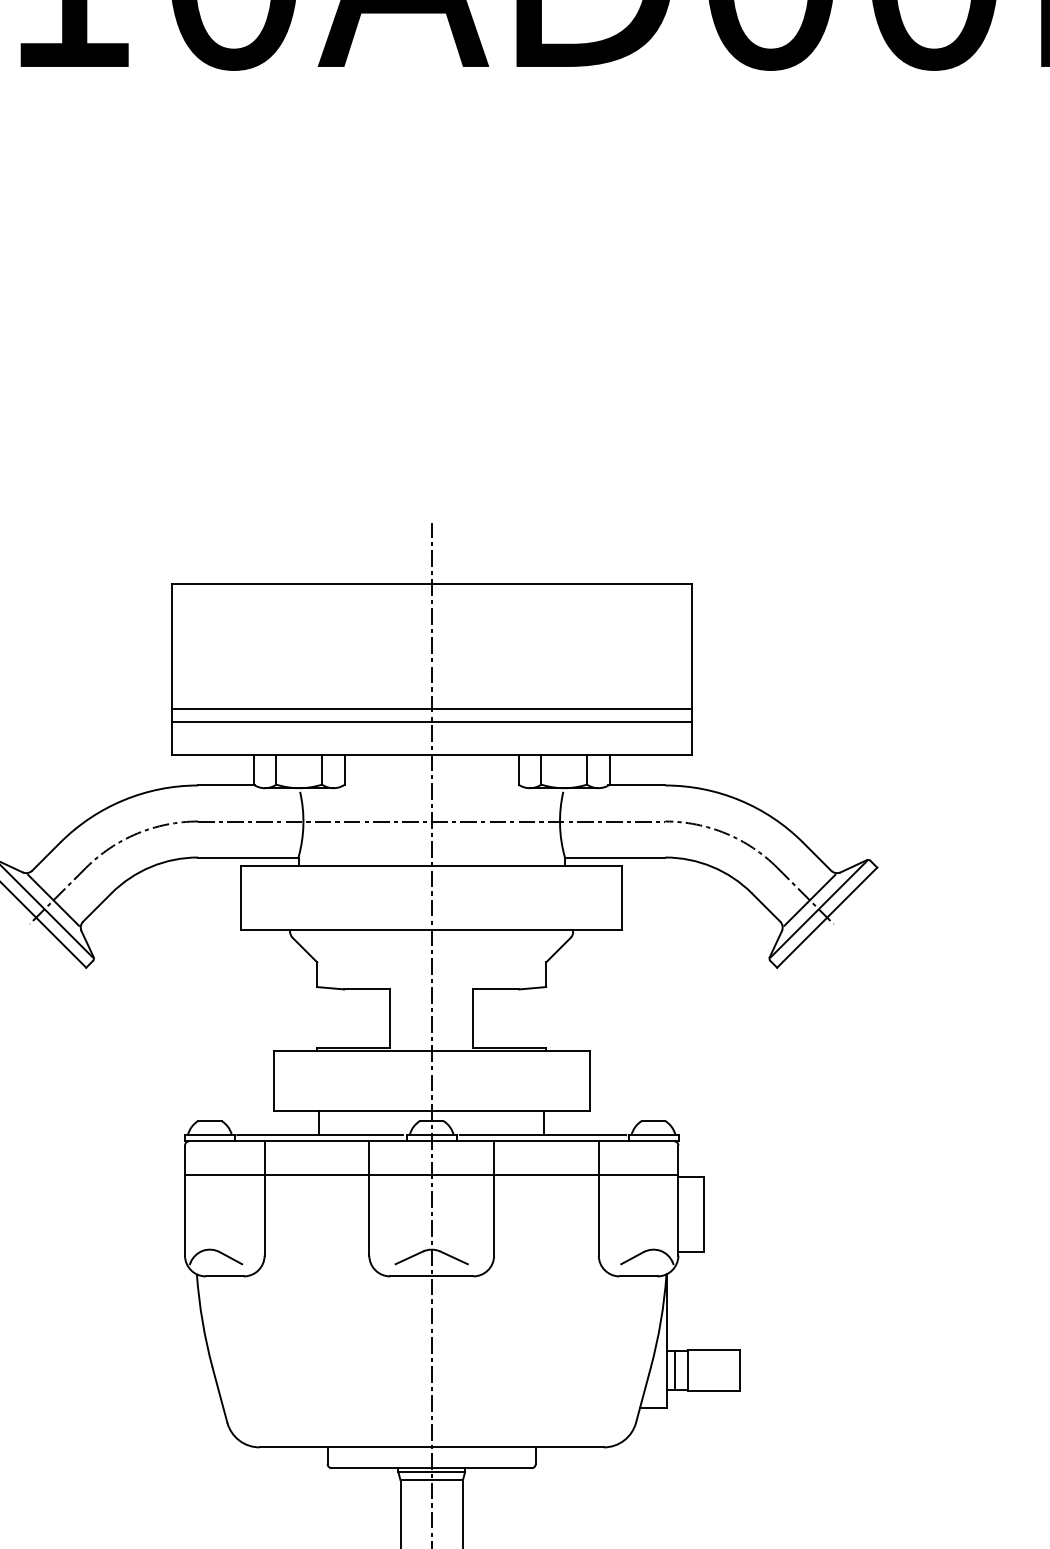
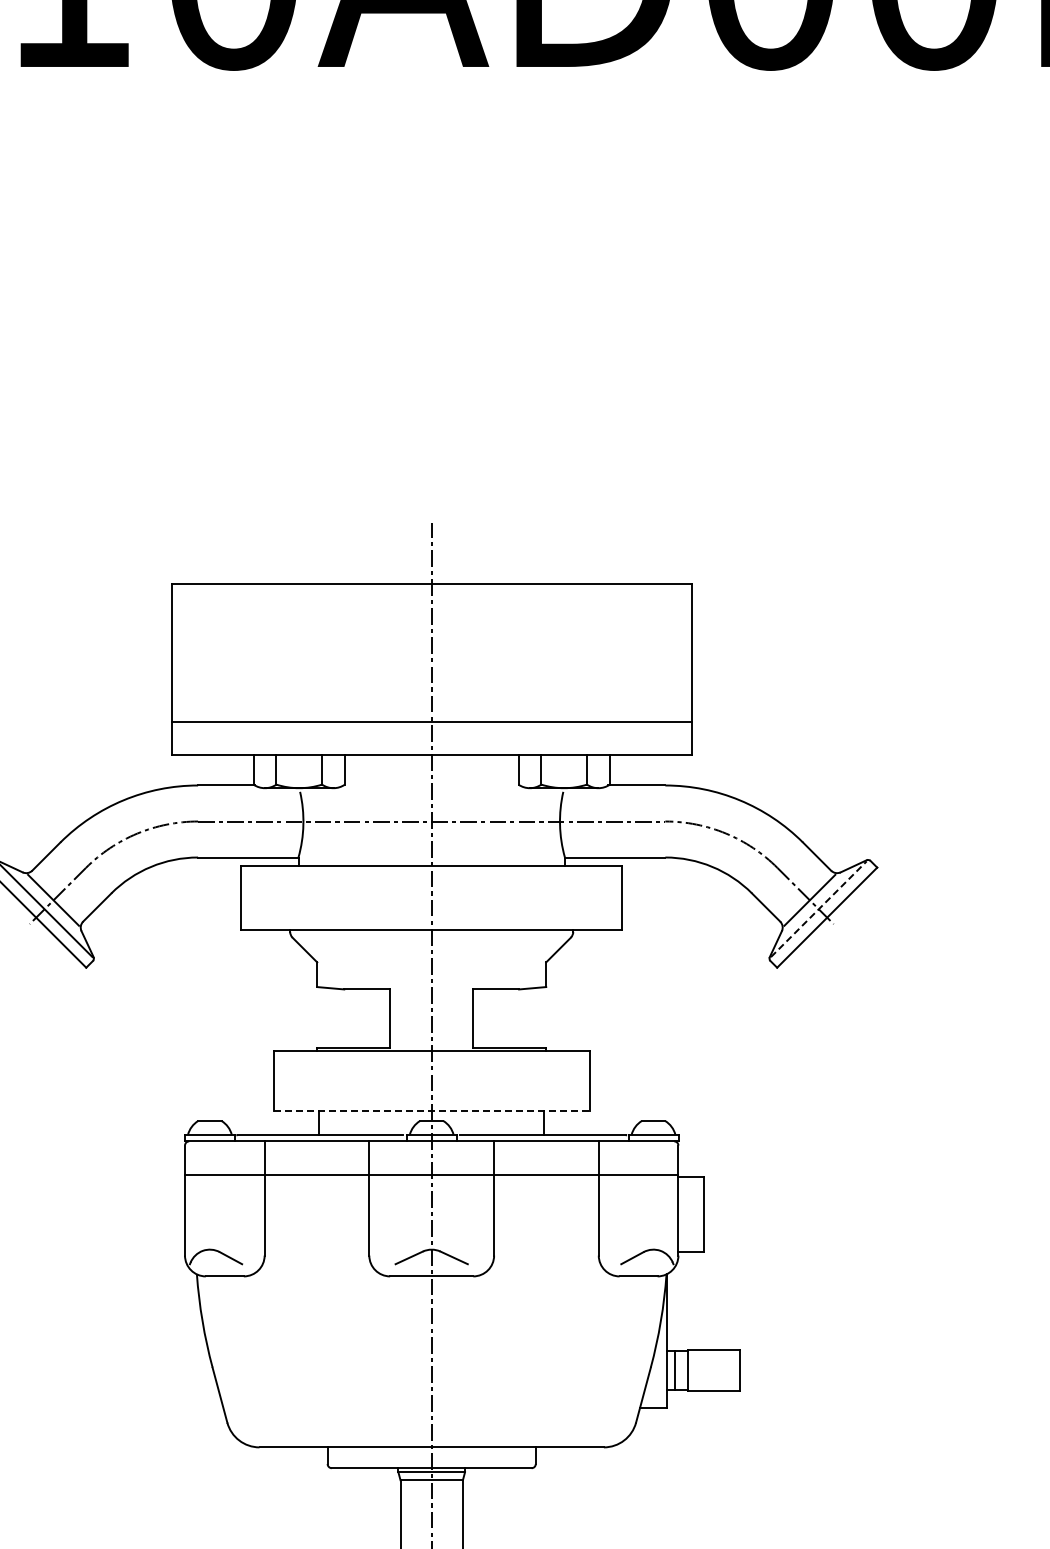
line: present -> none (431, 709)
line: solid -> dashed (818, 909)
line: solid -> dashed (432, 1111)
